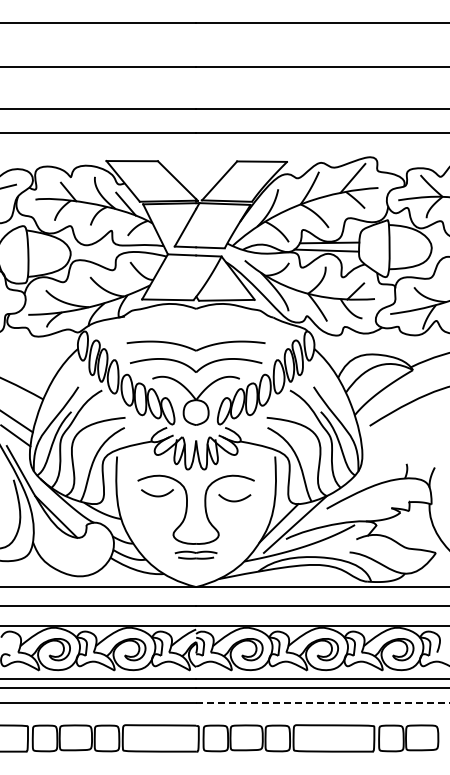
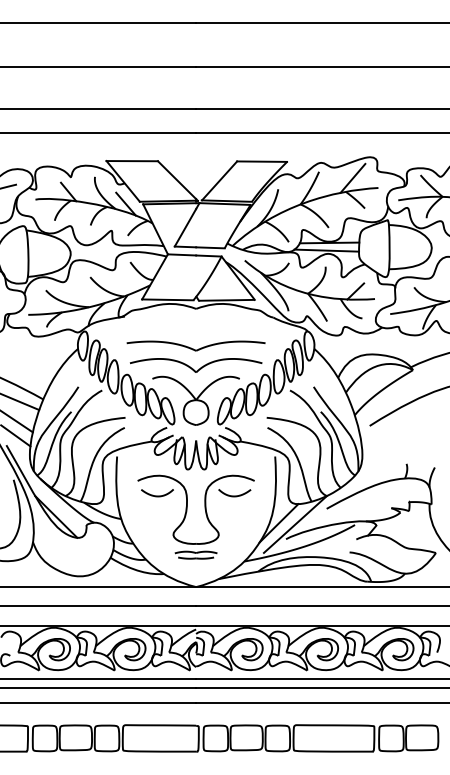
line: none -> present (20, 402)
curve position: (234, 500) -> (234, 495) (234, 495)
line: dashed -> solid (323, 703)
